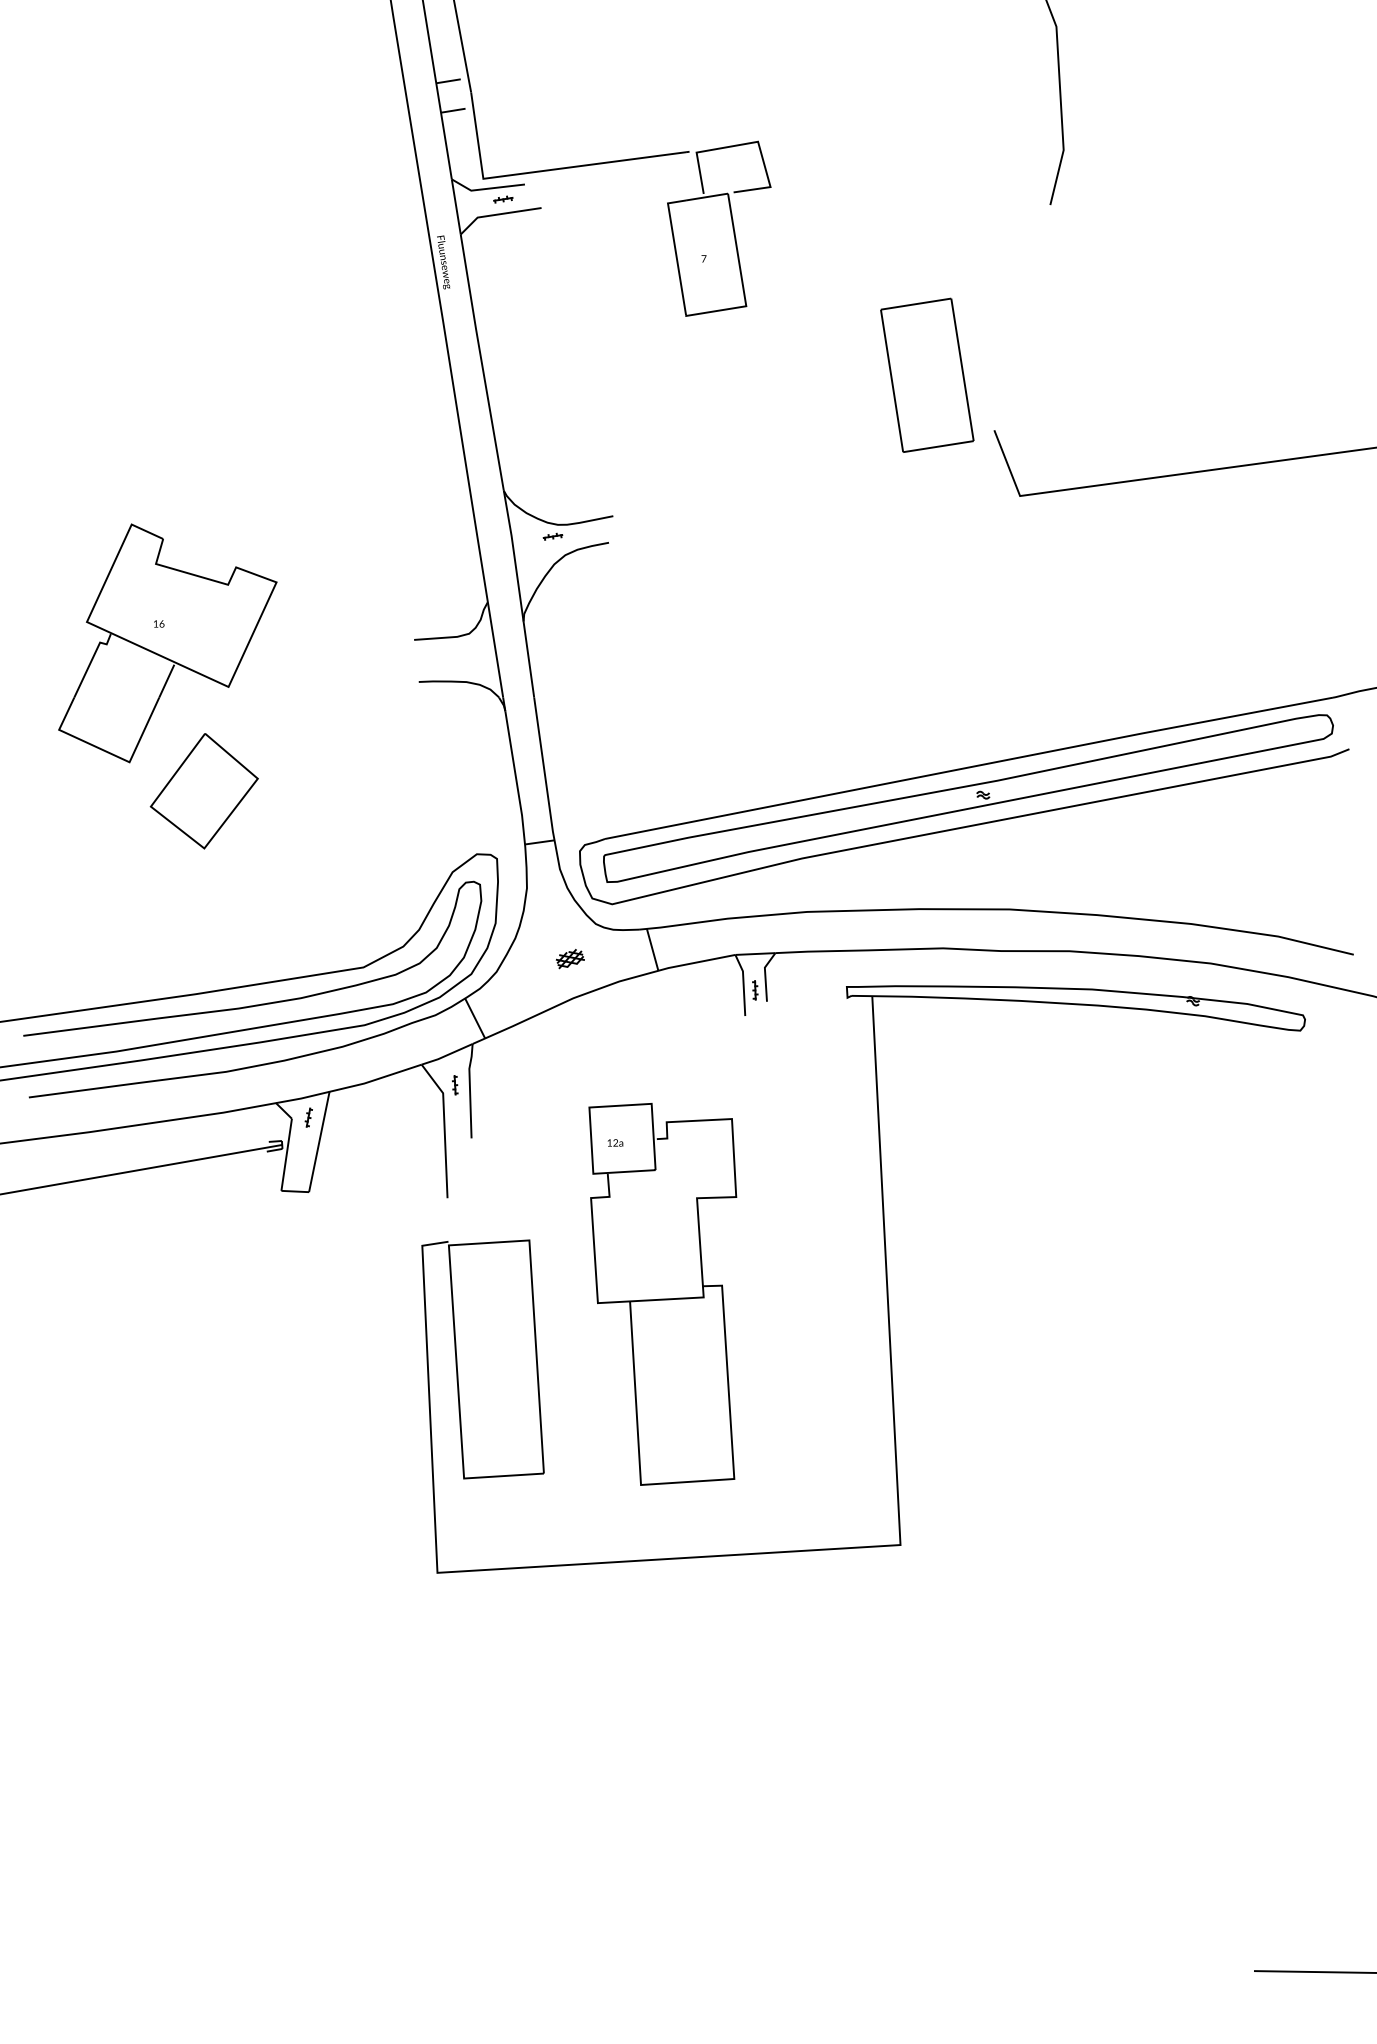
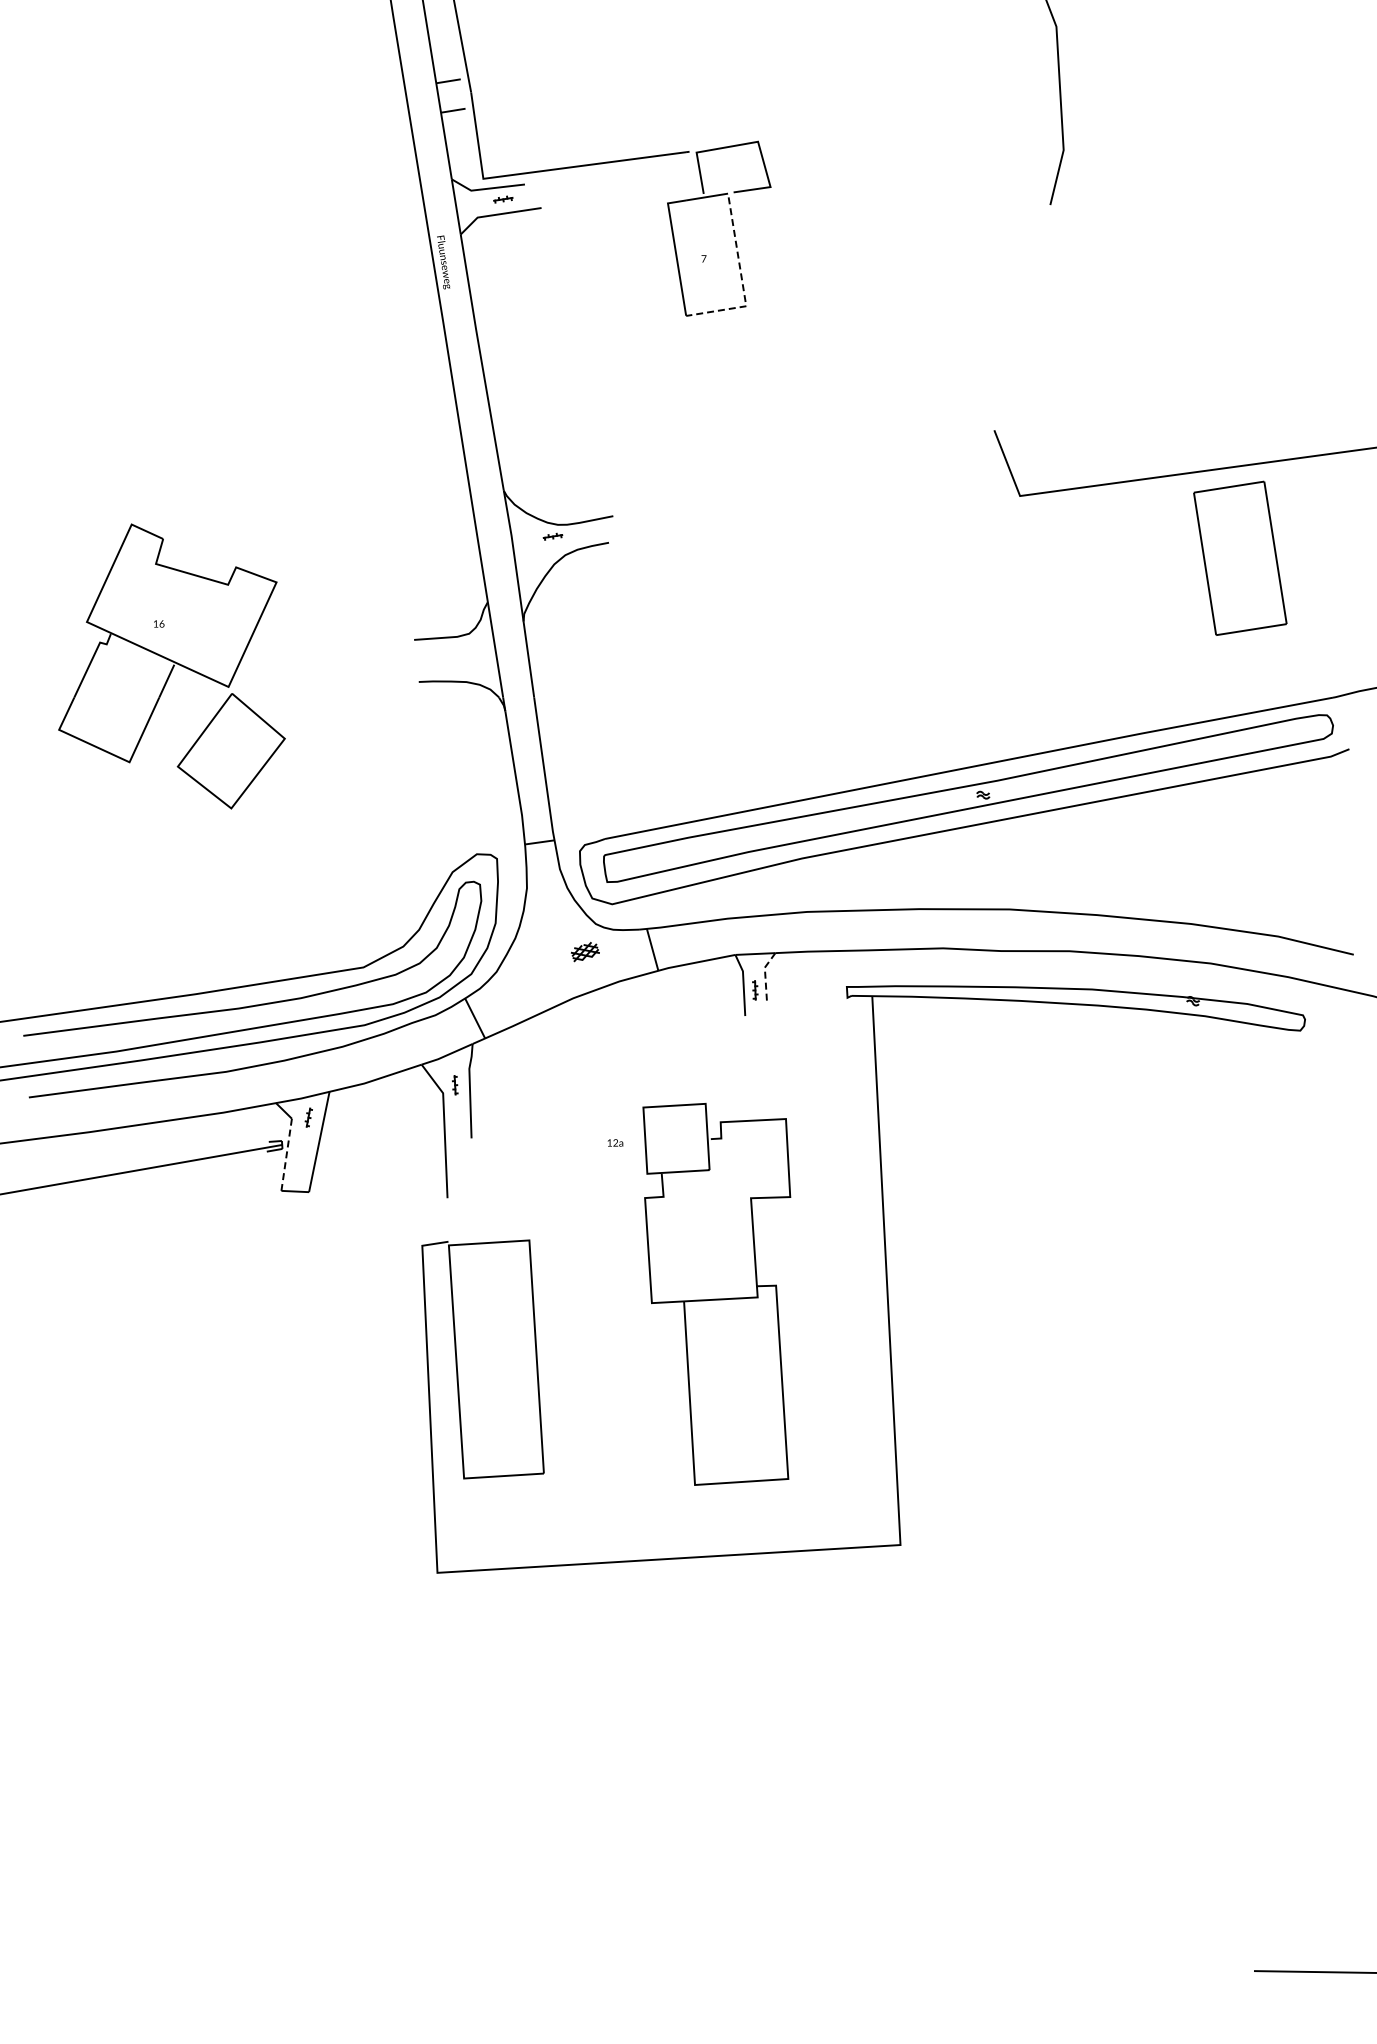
line: solid -> dashed (742, 280)
part position: (927, 374) -> (1240, 557) (1240, 557)
part position: (203, 791) -> (230, 751) (230, 751)
part position: (569, 959) -> (584, 952) (584, 952)
line: solid -> dashed (765, 975)
line: solid -> dashed (286, 1155)
part position: (662, 1294) -> (716, 1294) (716, 1294)
